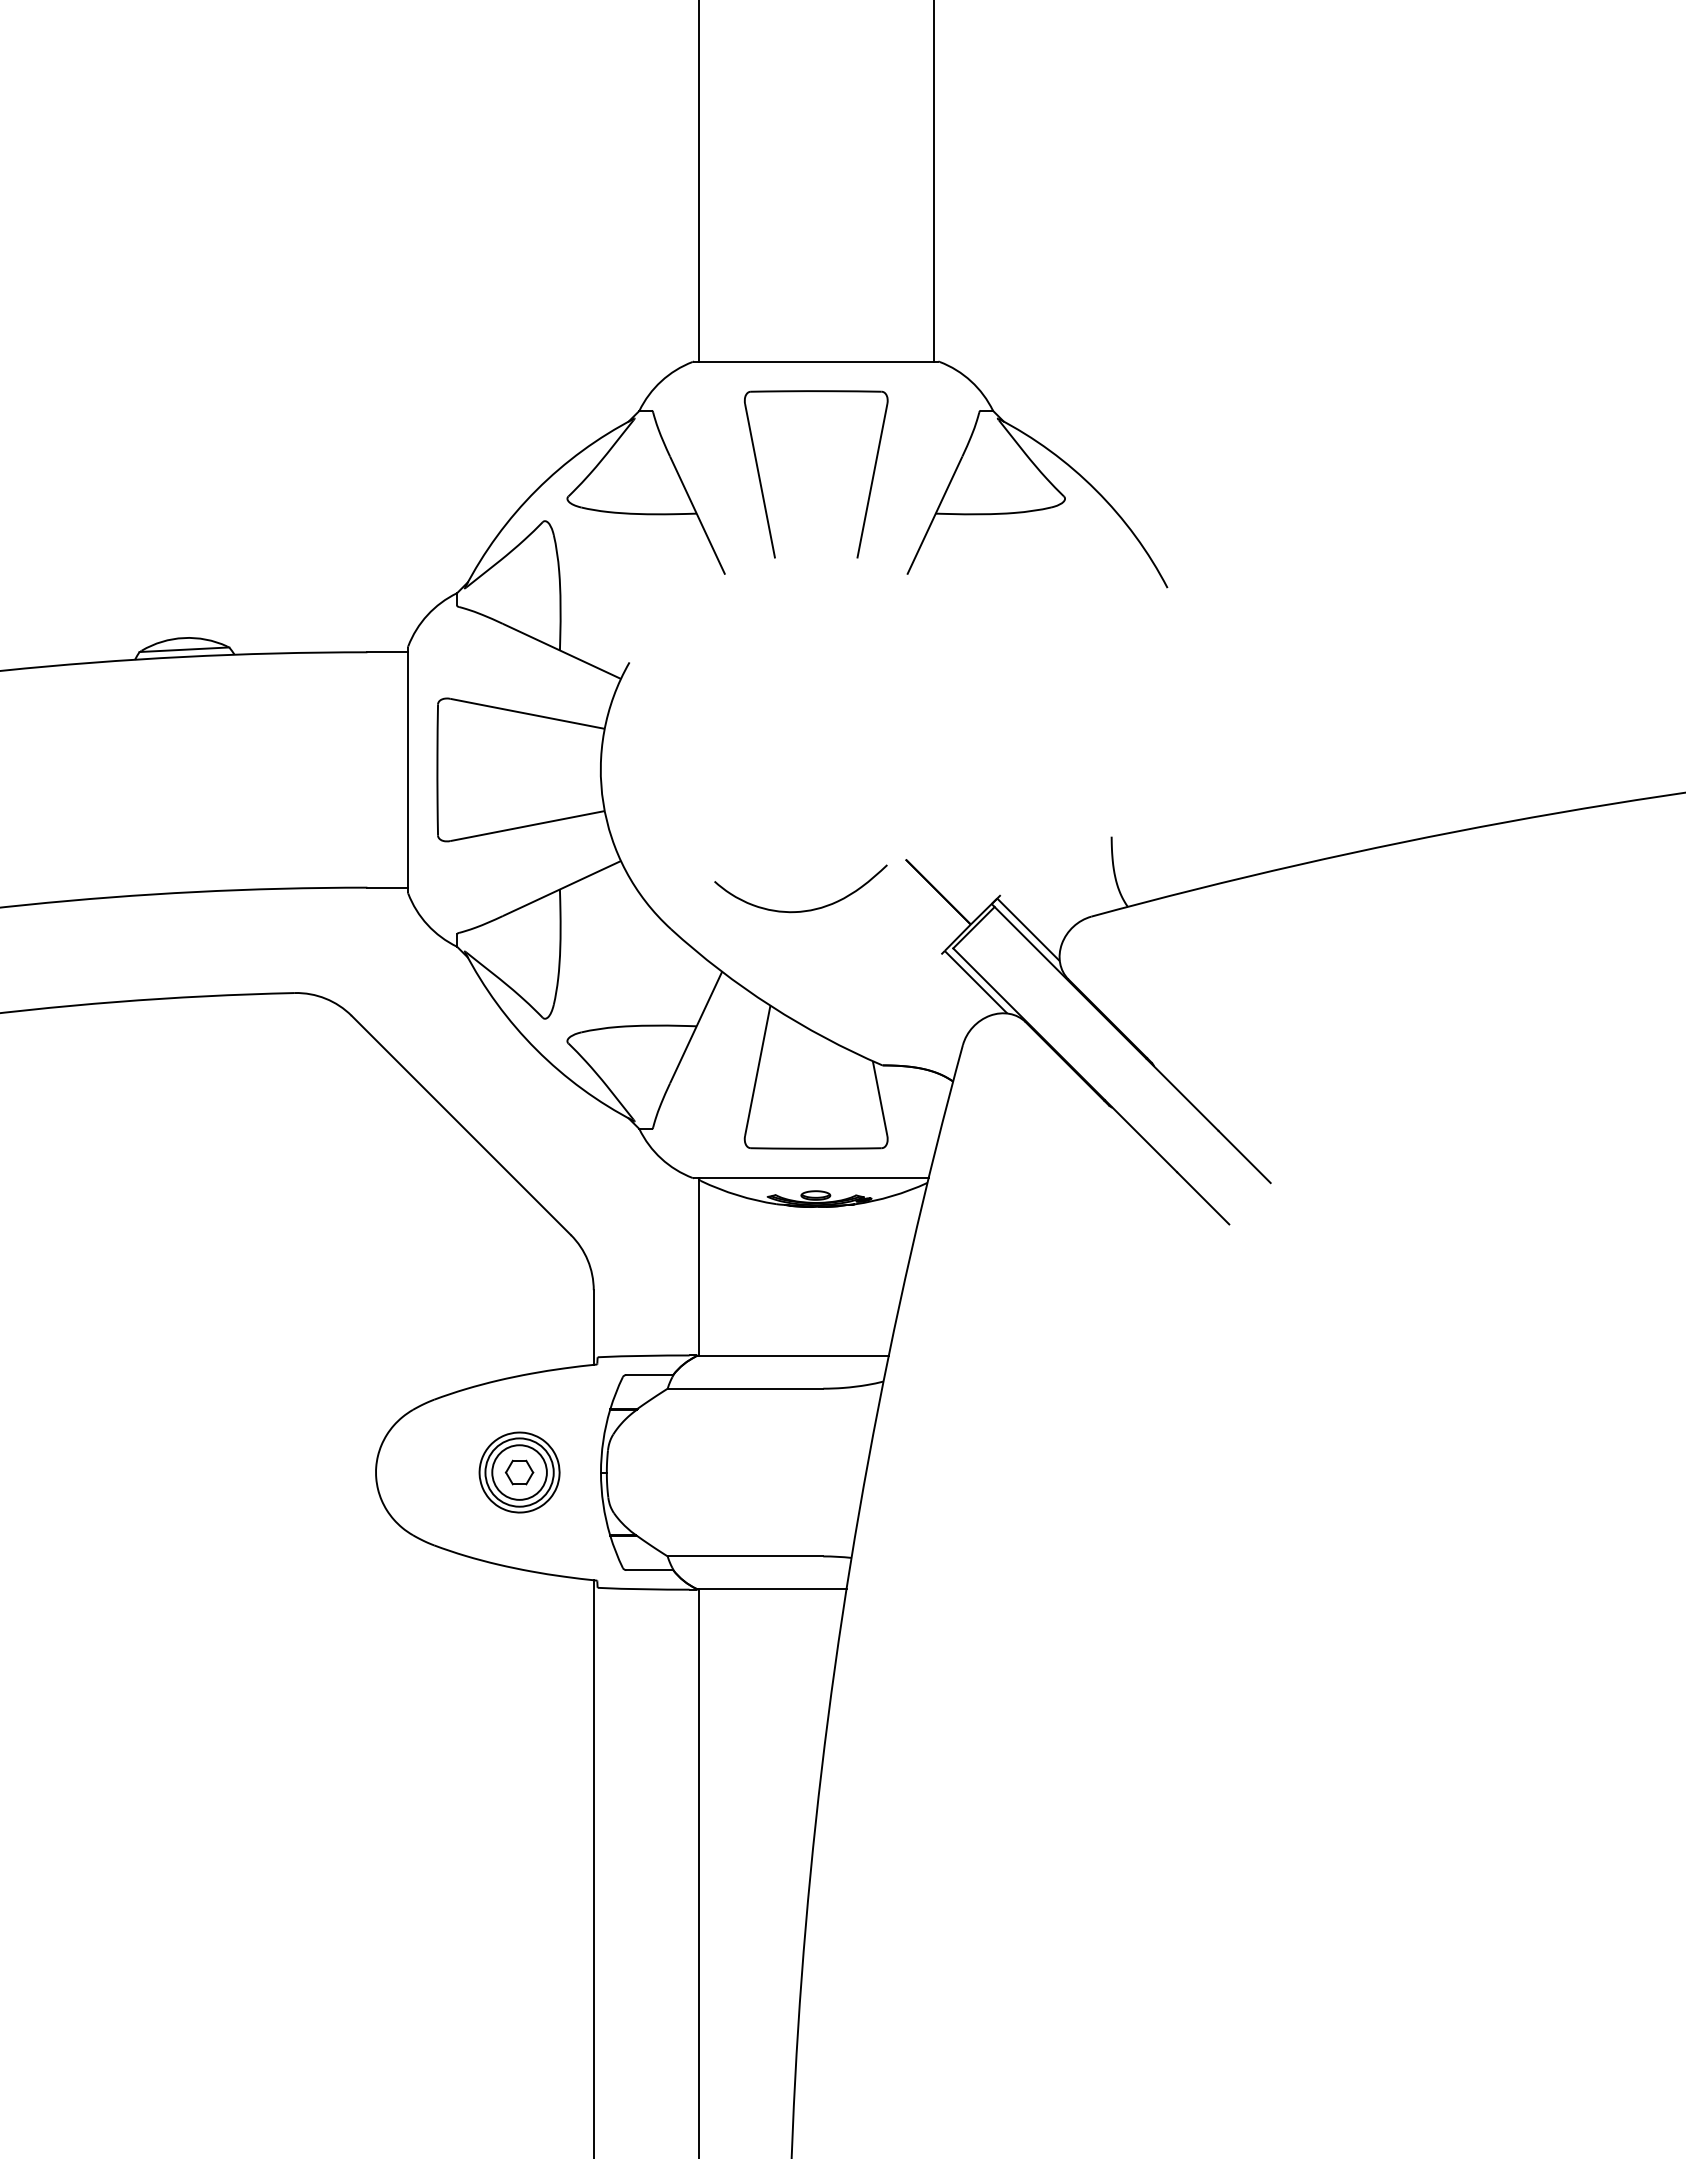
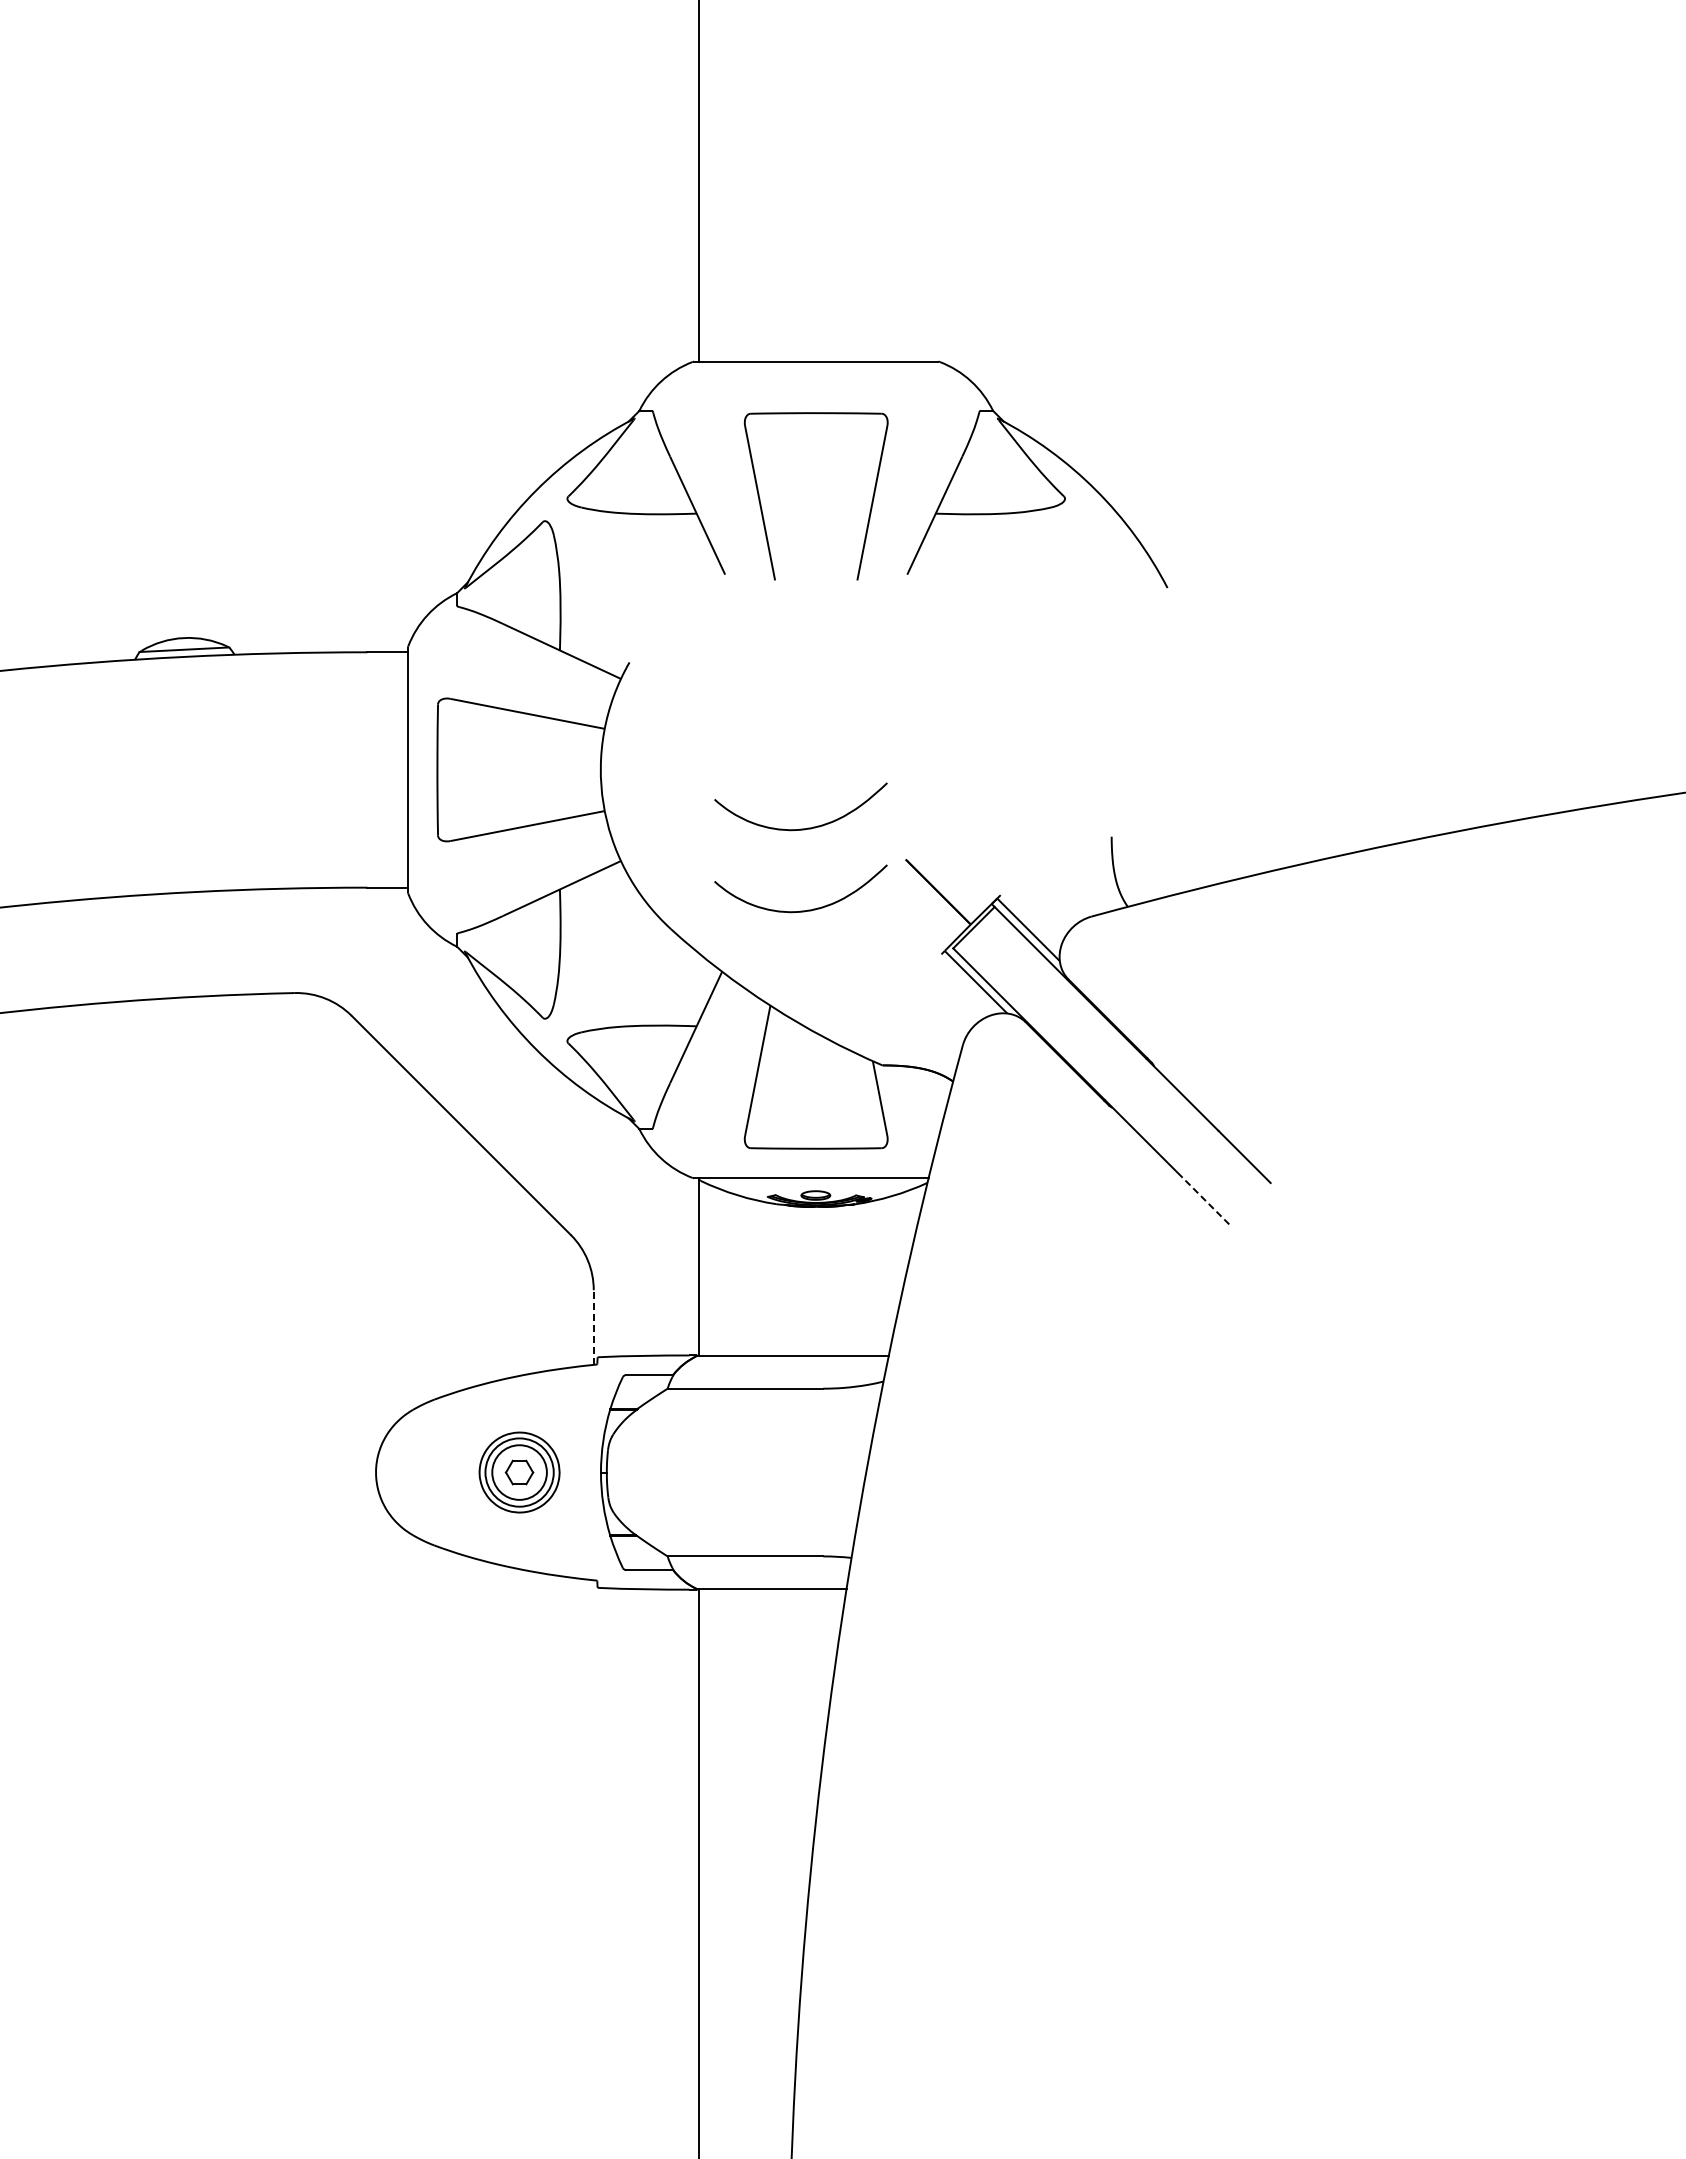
line: present -> none (933, 181)
part position: (762, 486) -> (762, 508) (762, 508)
curve: none -> present (800, 828)
line: solid -> dashed (1203, 1198)
line: solid -> dashed (593, 1327)
line: present -> none (593, 1867)
